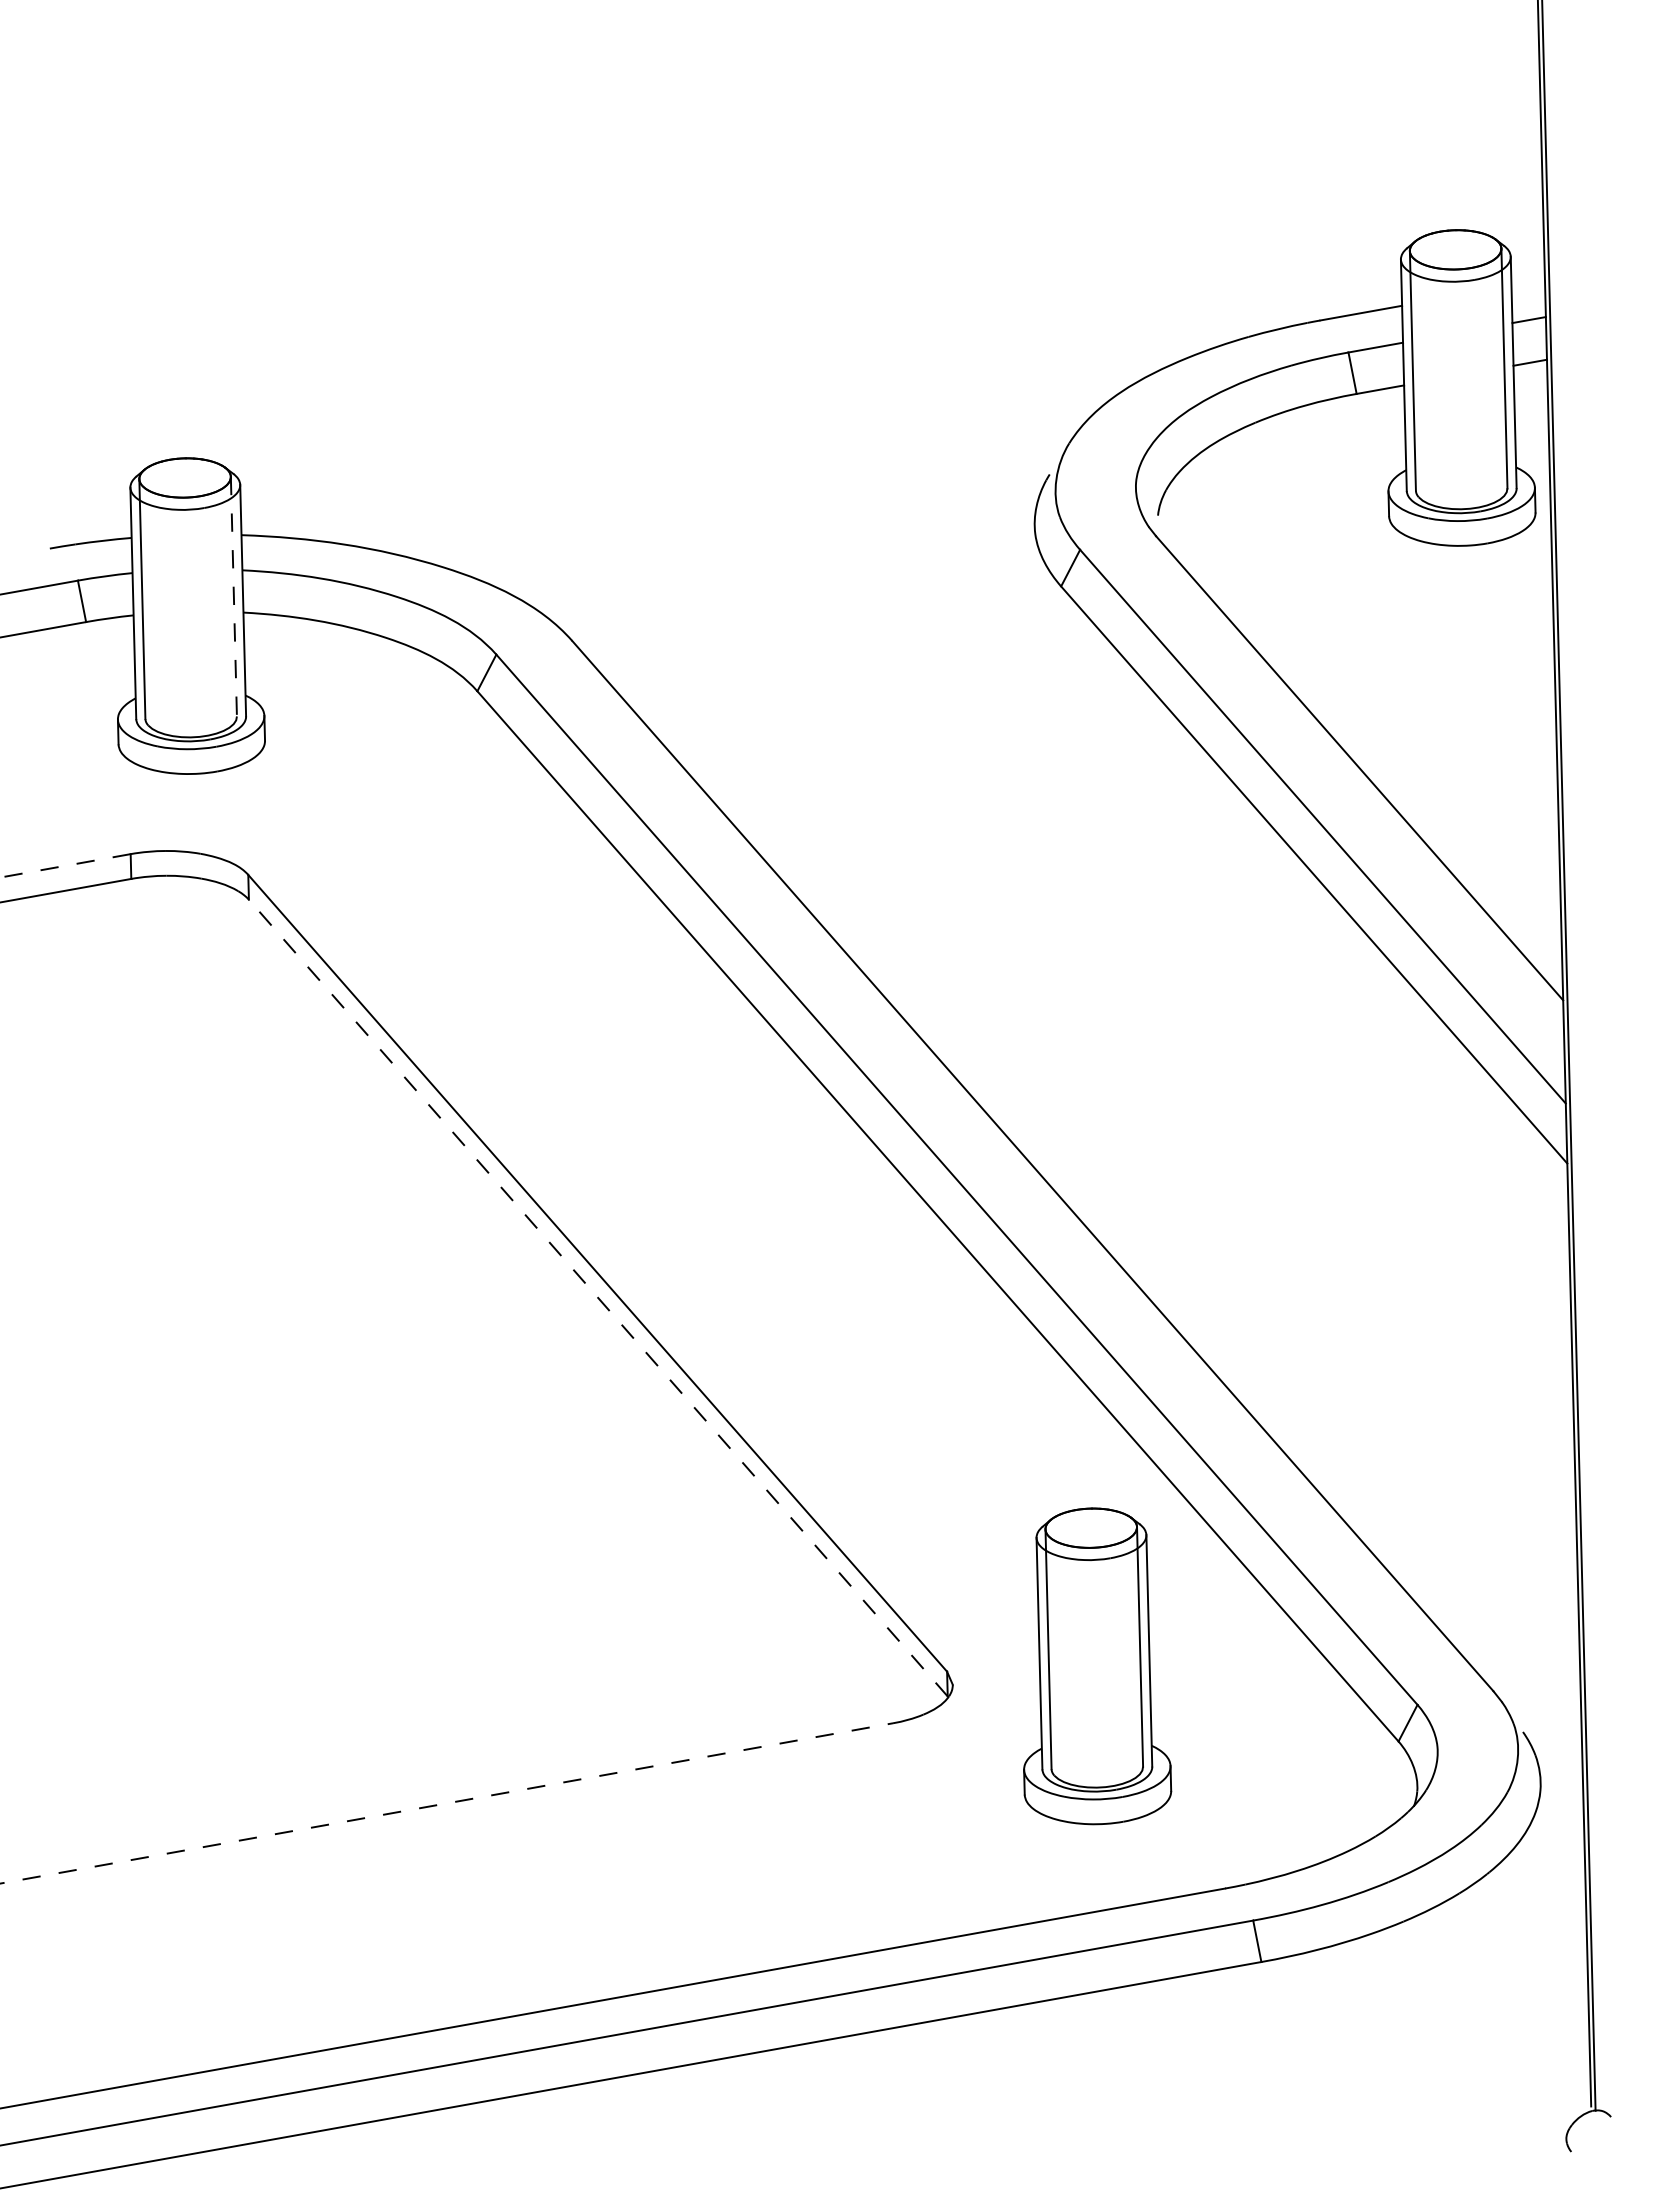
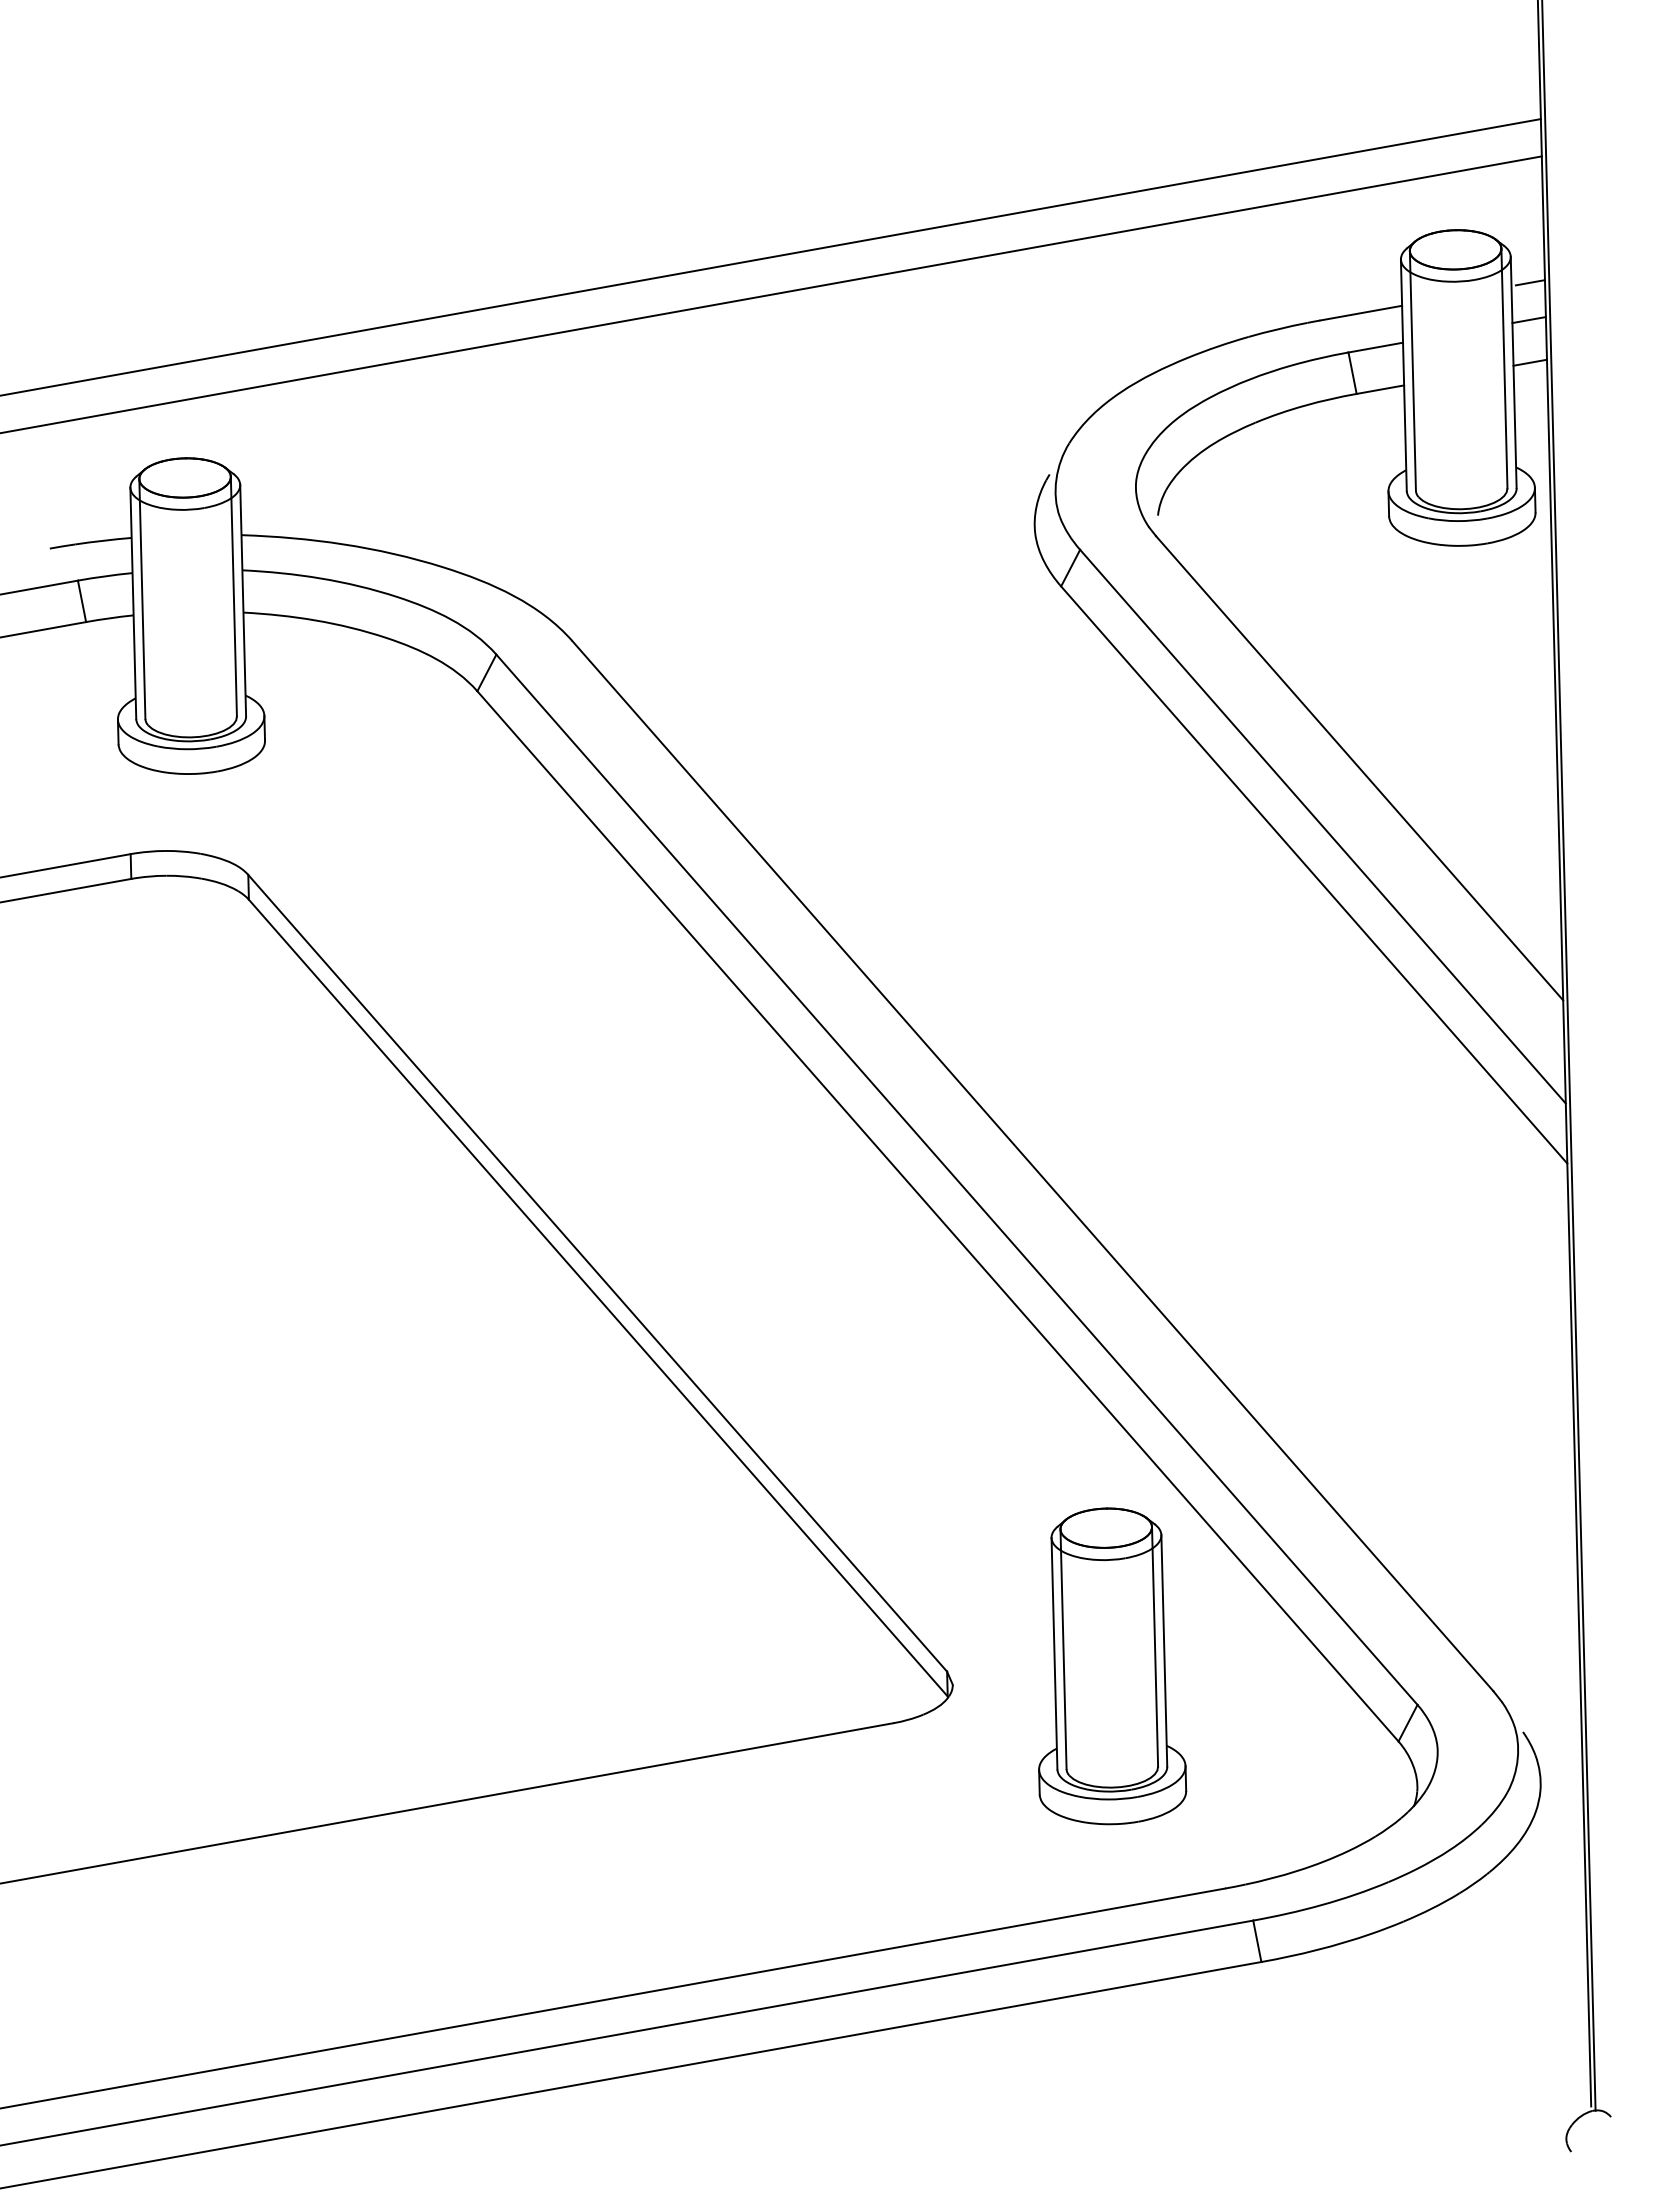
line: none -> present (771, 257)
line: none -> present (1529, 282)
line: none -> present (771, 294)
line: dashed -> solid (233, 596)
line: dashed -> solid (65, 865)
line: dashed -> solid (598, 1298)
part position: (1097, 1666) -> (1112, 1666) (1112, 1666)
line: dashed -> solid (447, 1803)
